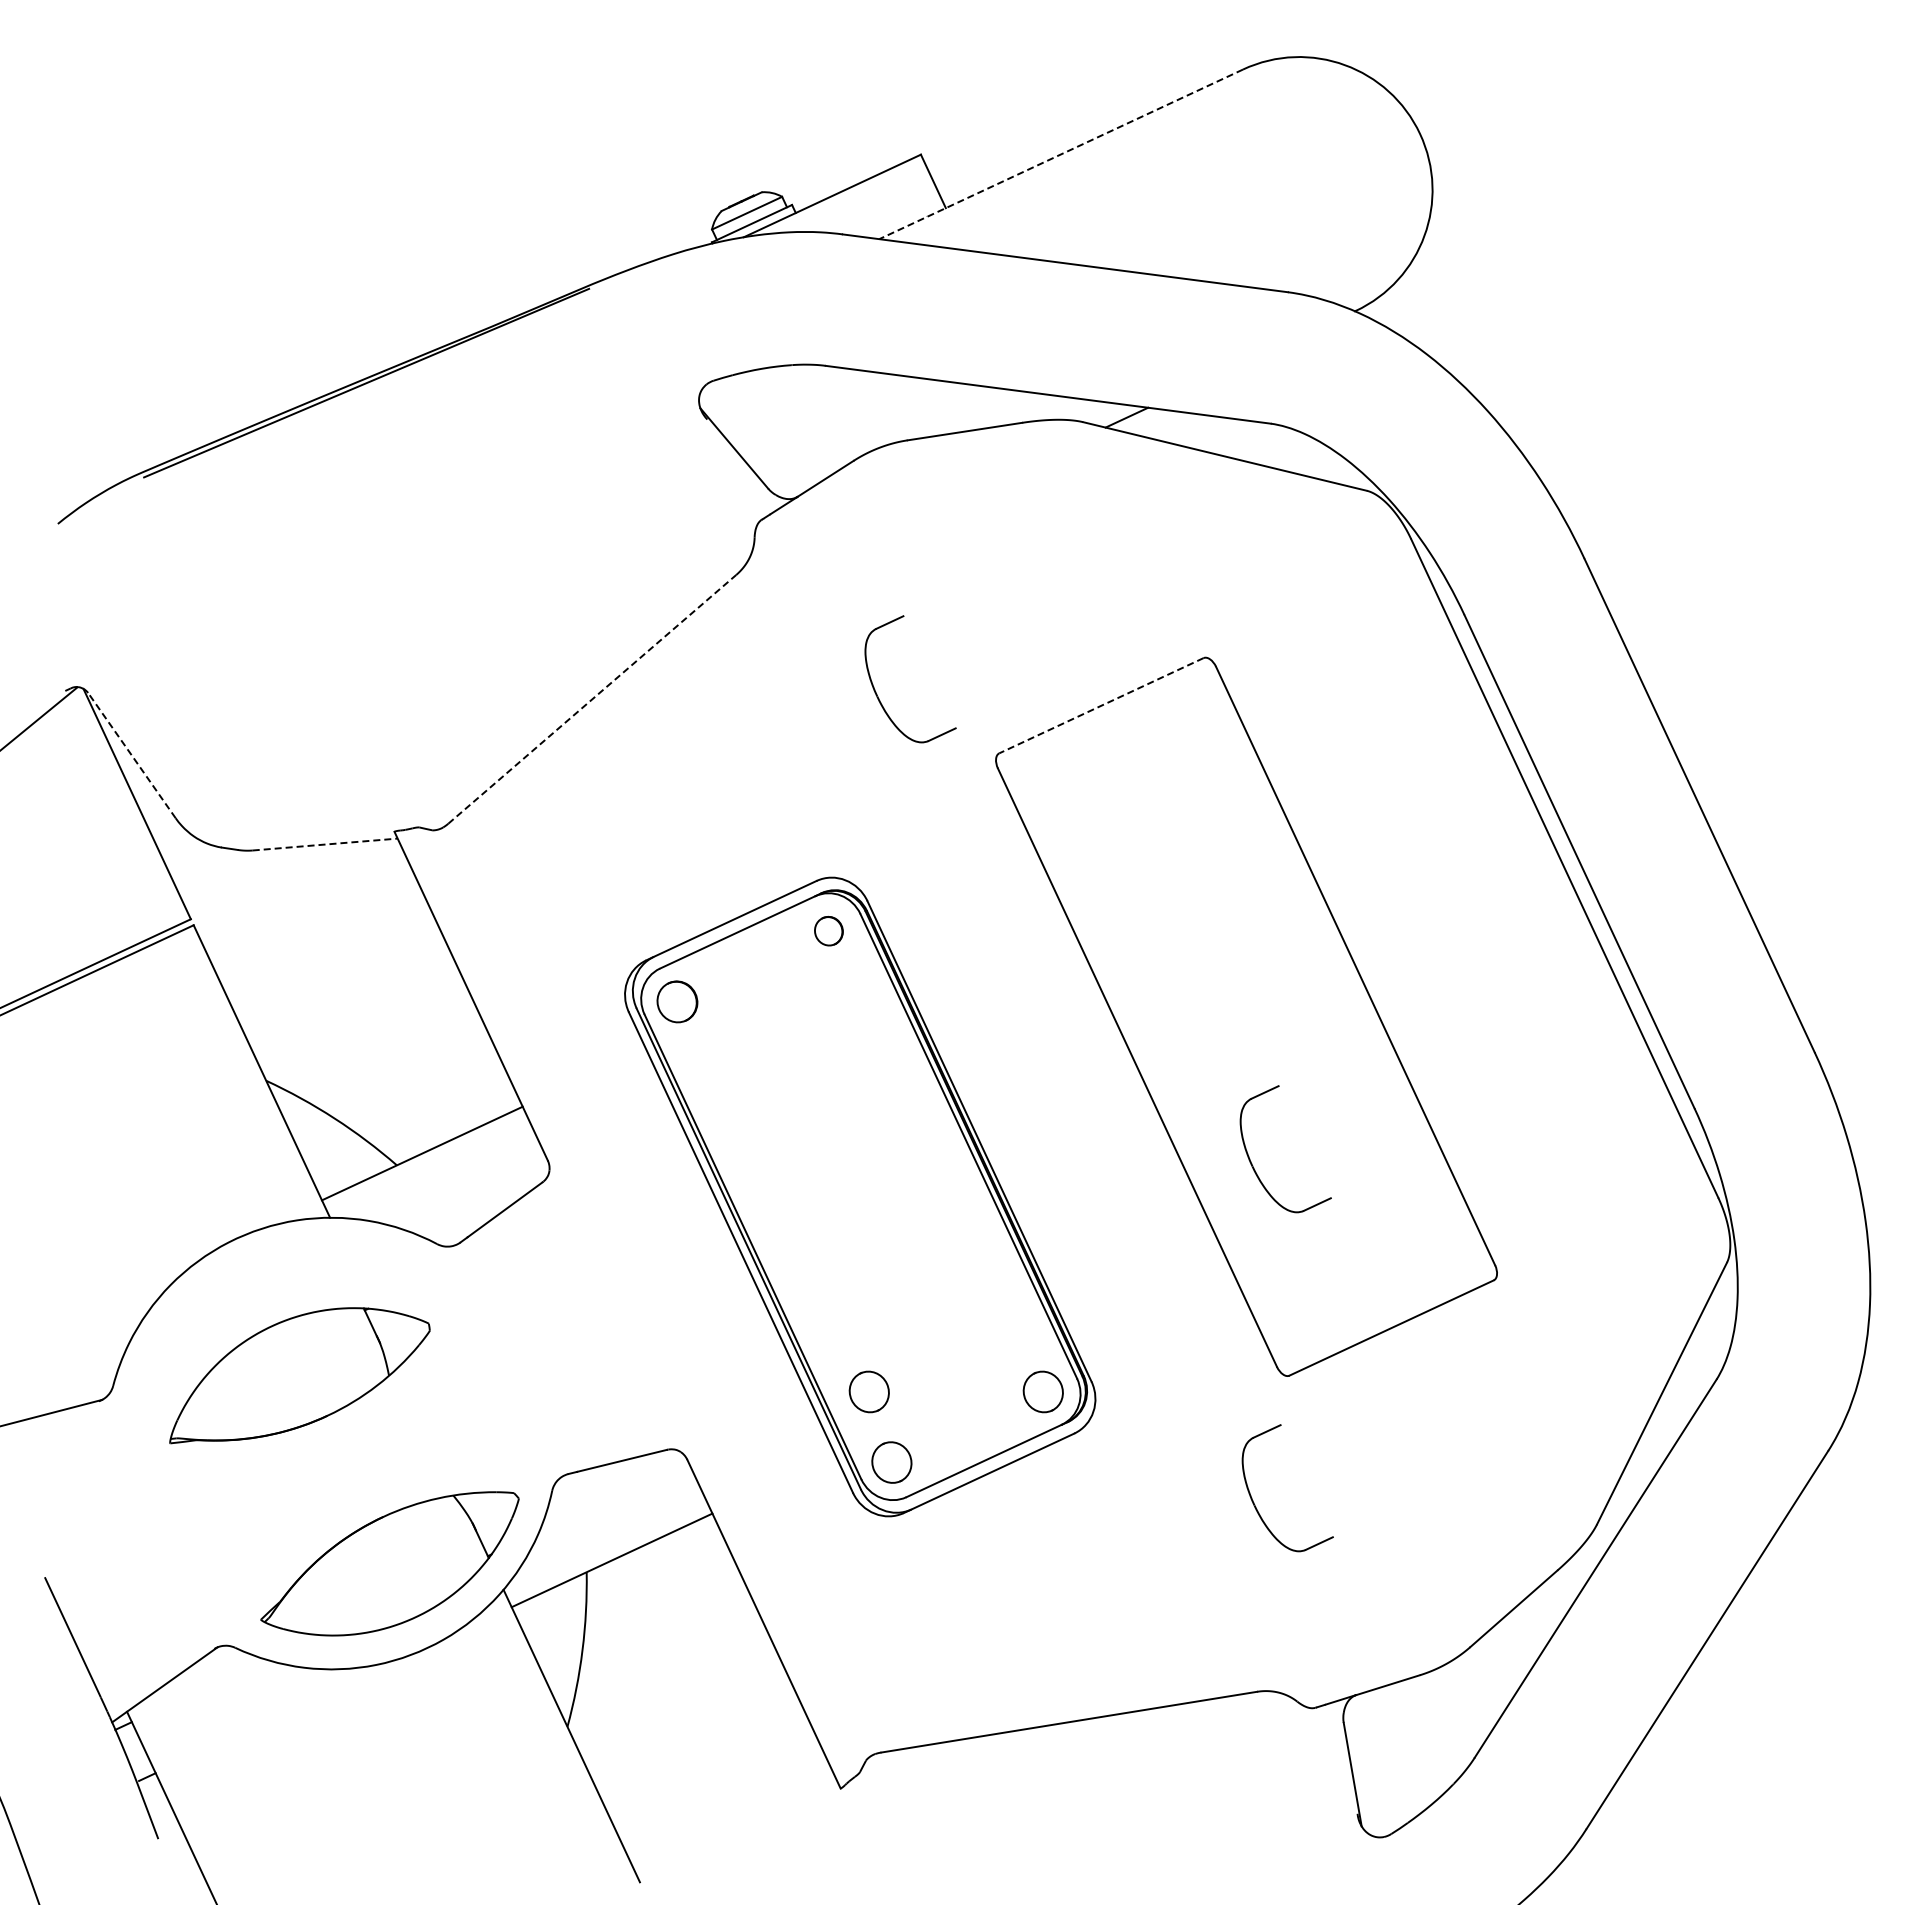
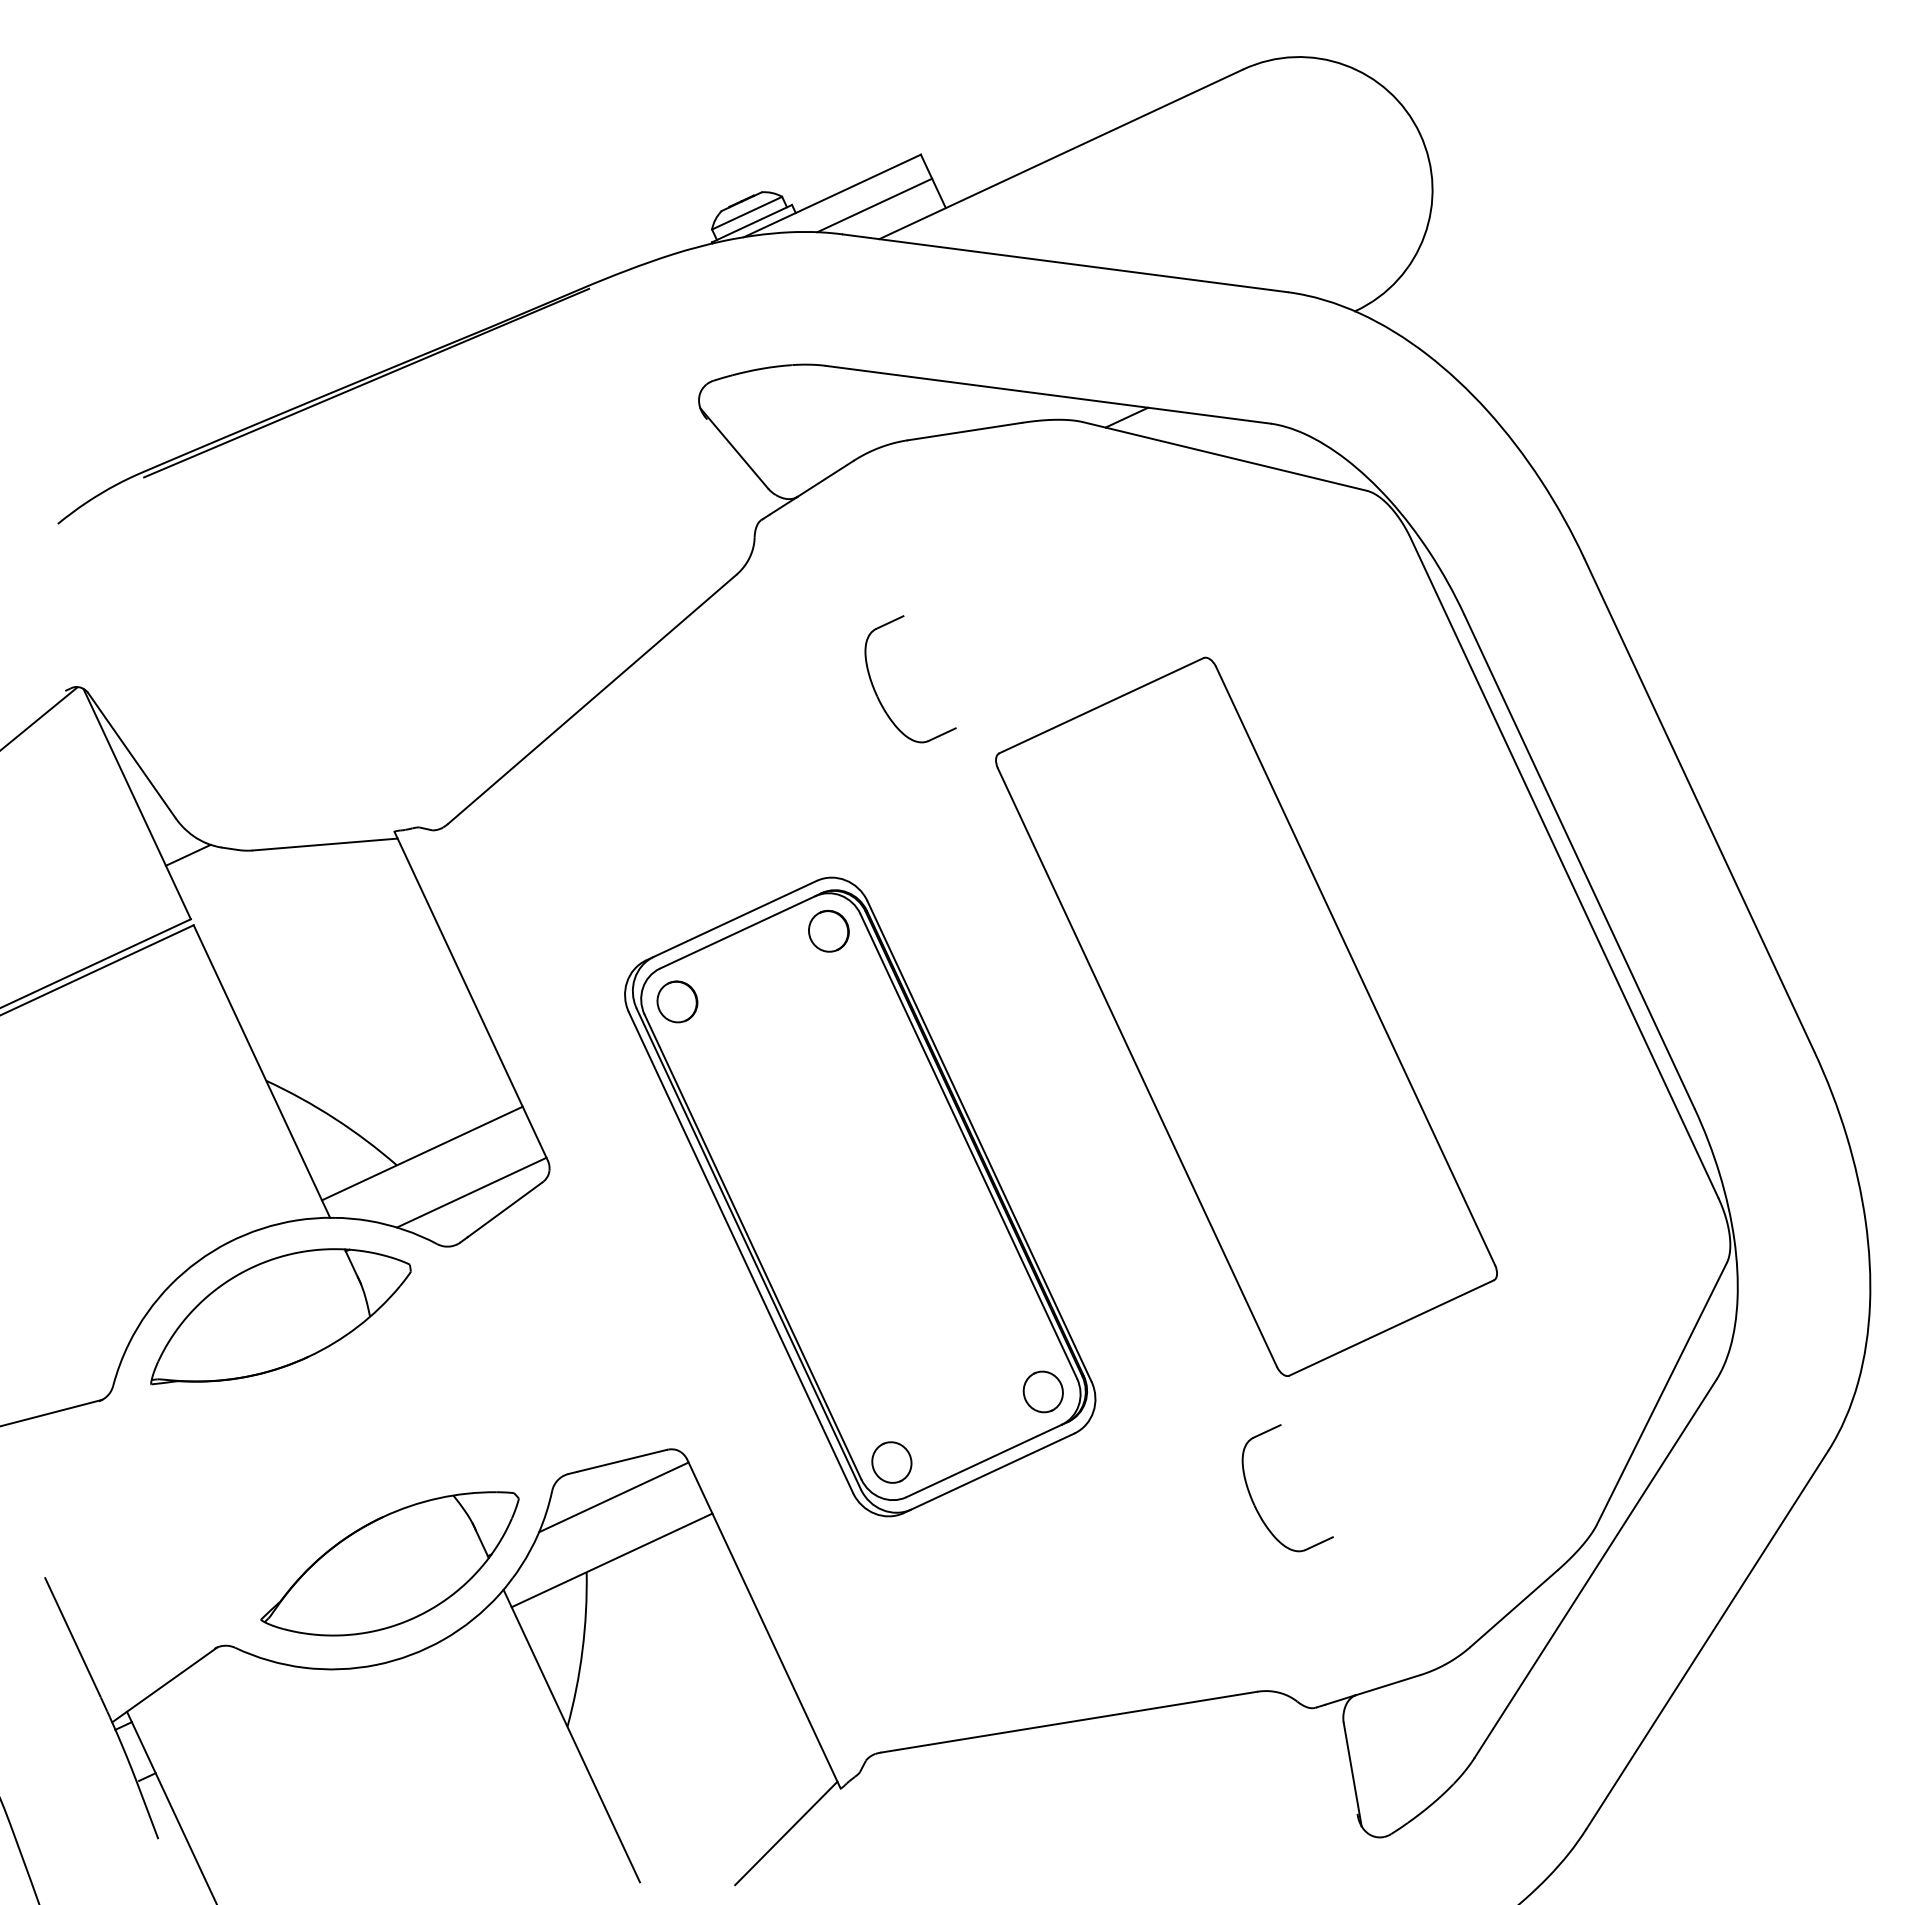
line: dashed -> solid (1061, 154)
line: none -> present (874, 205)
line: dashed -> solid (592, 699)
line: dashed -> solid (1101, 705)
line: dashed -> solid (131, 755)
line: dashed -> solid (325, 844)
line: none -> present (187, 854)
part size: 30x31 px -> 42x44 px (828, 930)
part: present -> none (1253, 1165)
line: none -> present (471, 1192)
part position: (299, 1375) -> (280, 1316) (280, 1316)
part: present -> none (868, 1391)
line: none -> present (613, 1497)
line: none -> present (786, 1833)
